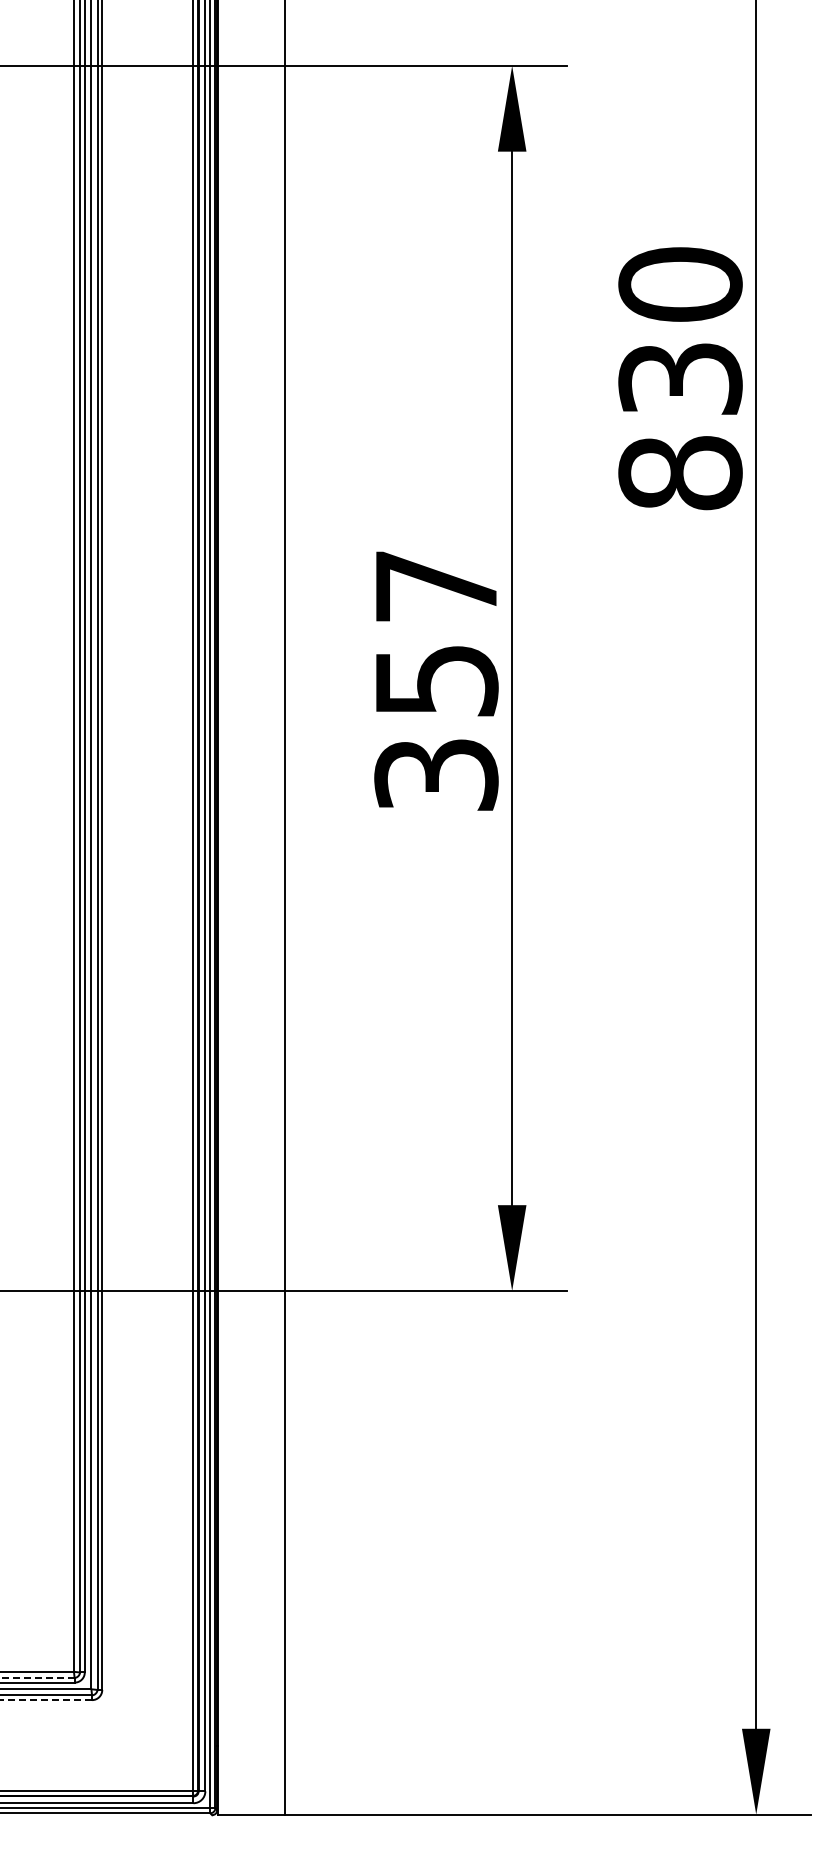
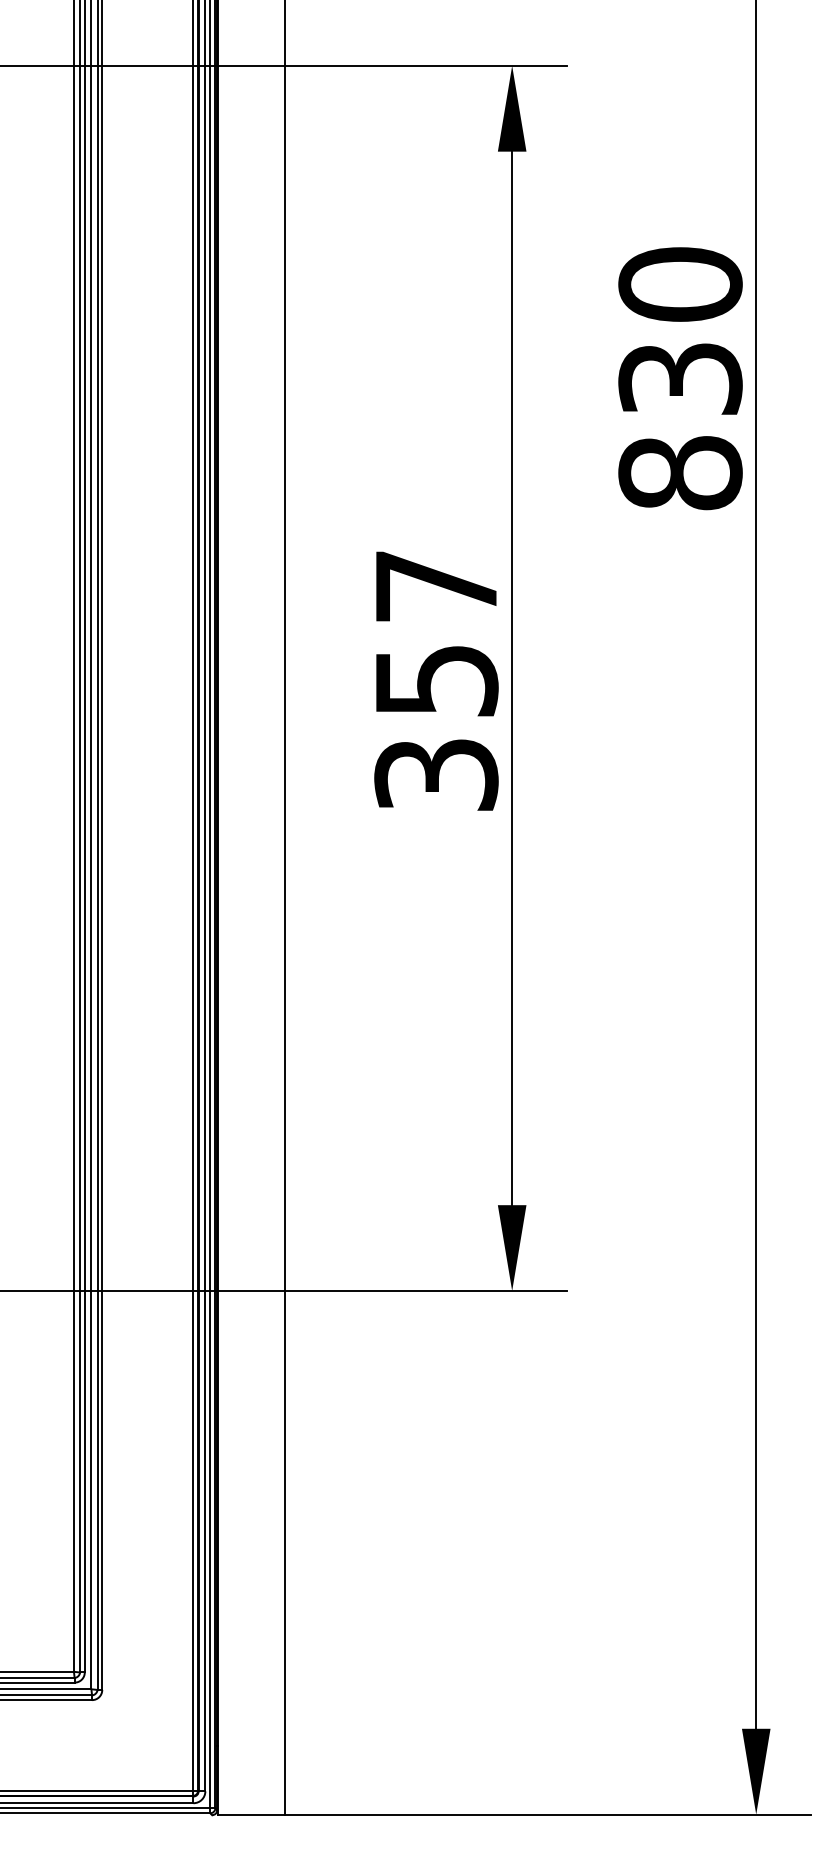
line: dashed -> solid (37, 1678)
line: dashed -> solid (46, 1700)
